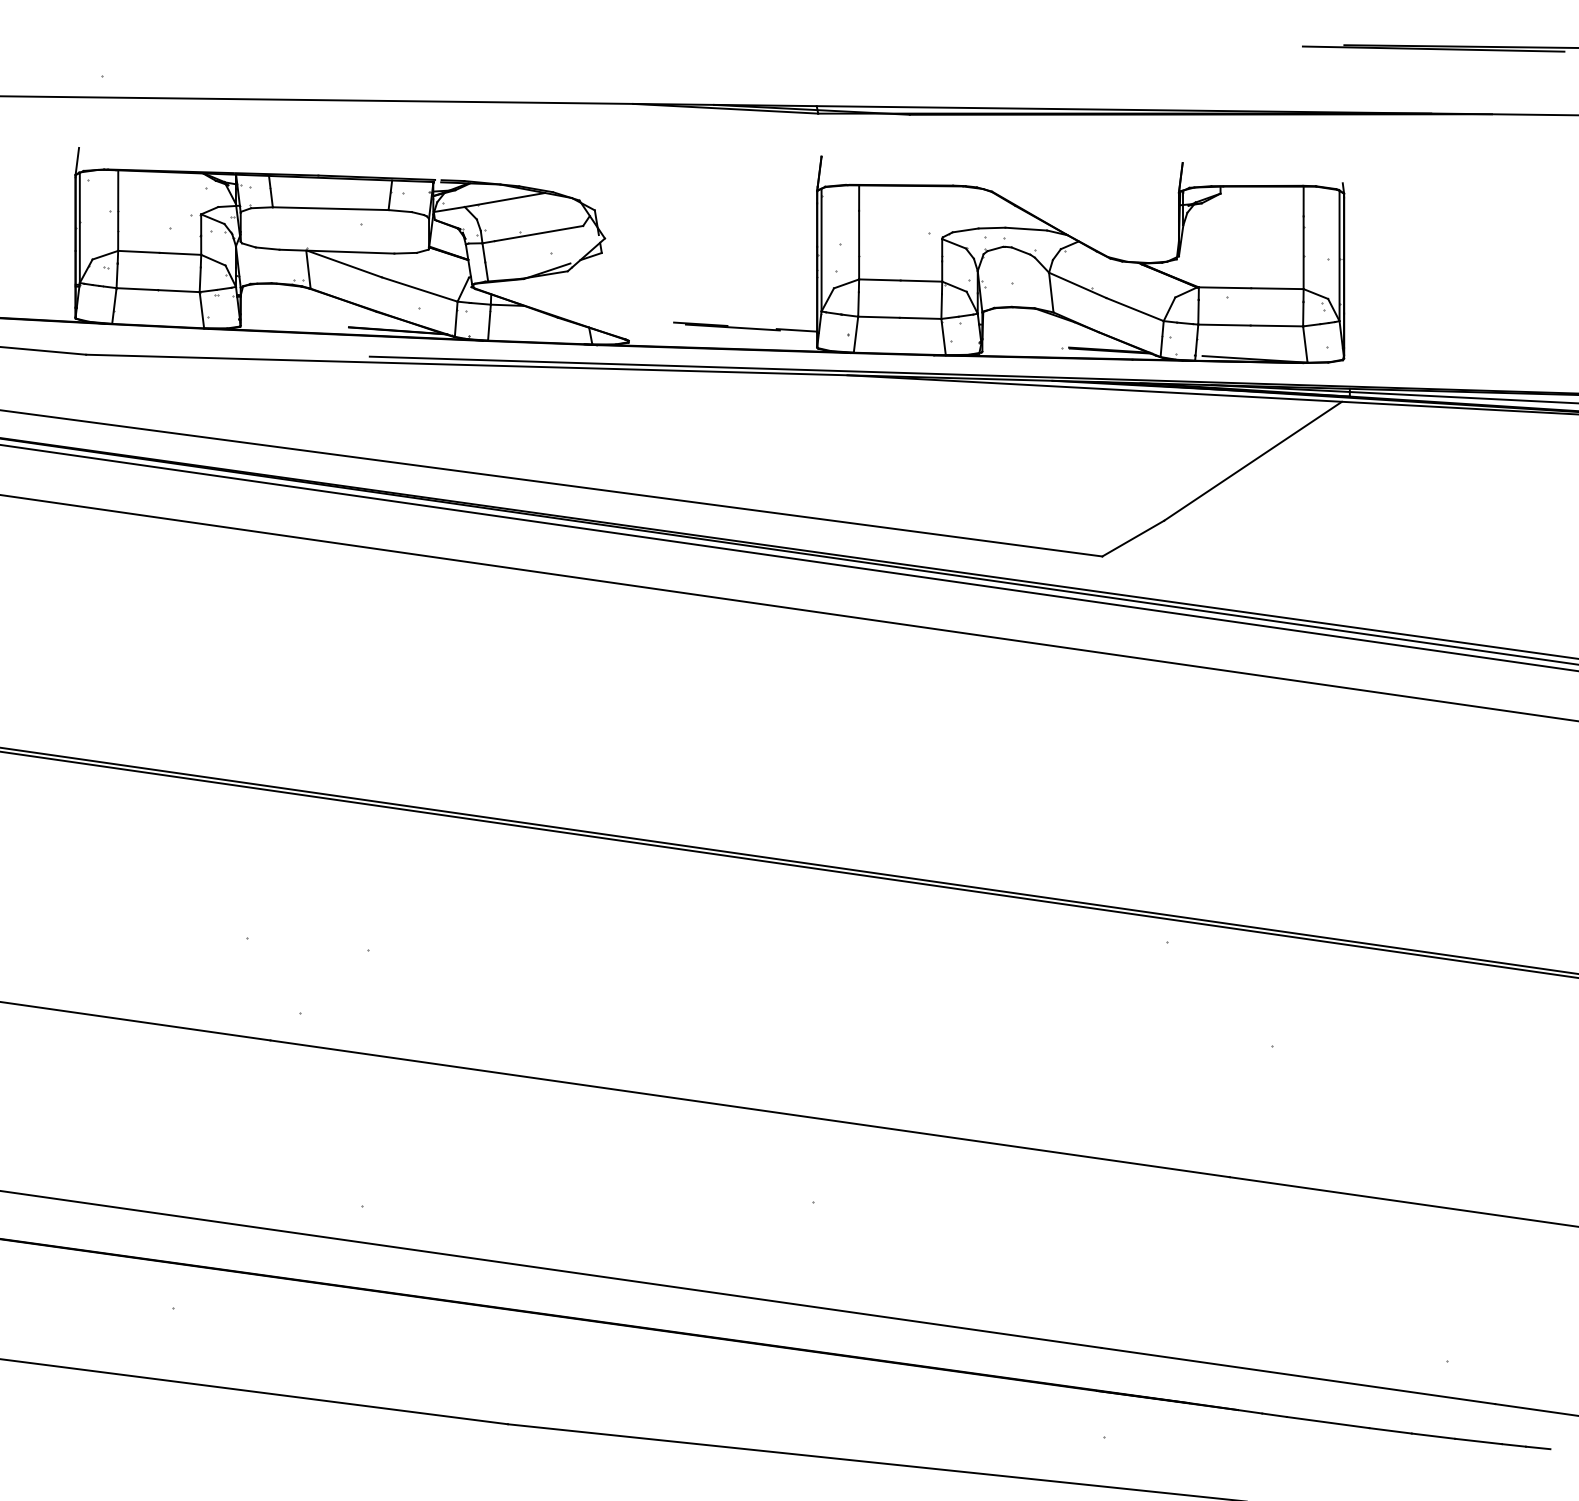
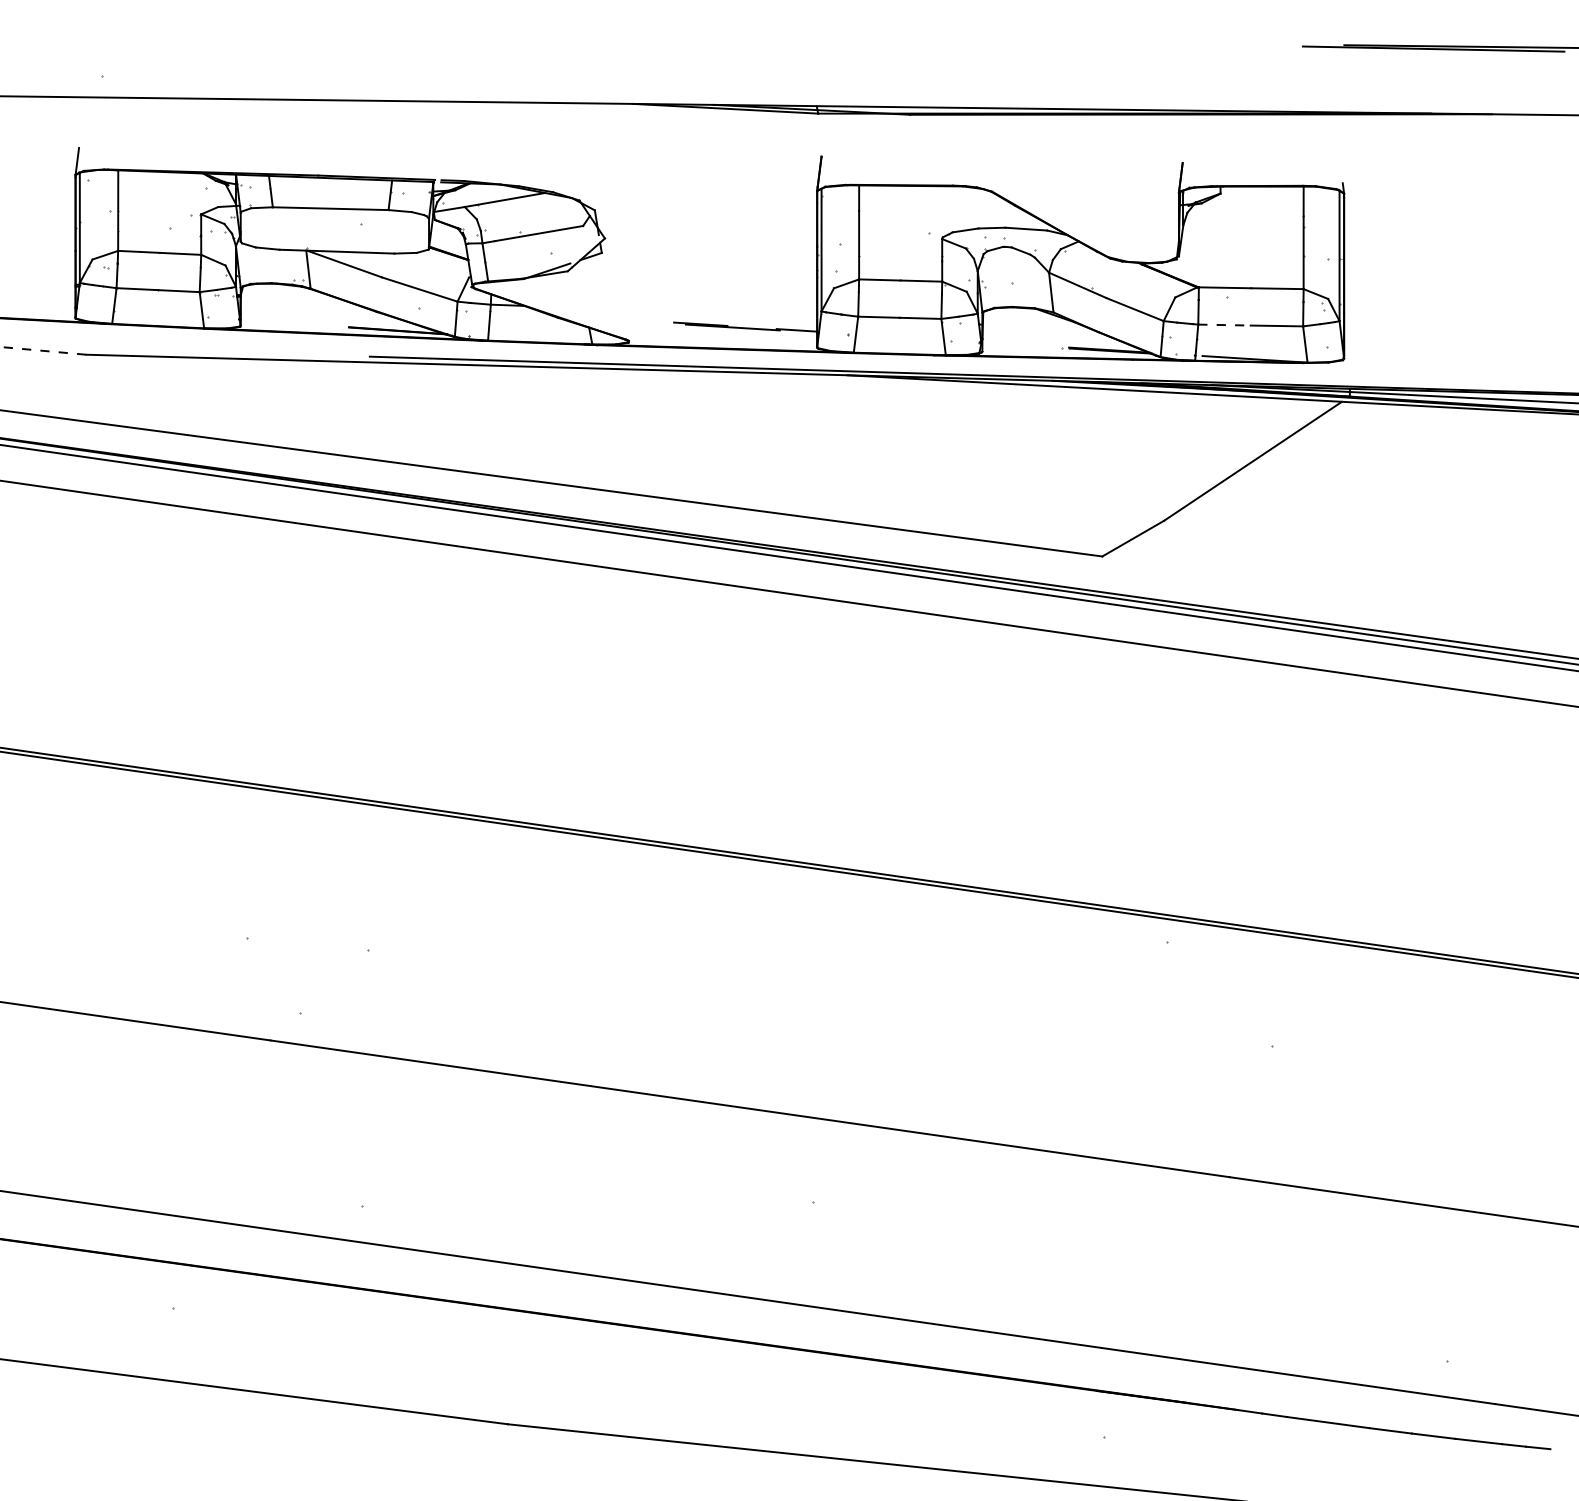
line: solid -> dashed (1224, 325)
line: solid -> dashed (43, 350)
line position: (788, 607) -> (788, 593) (788, 593)
